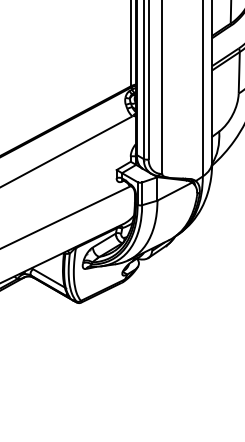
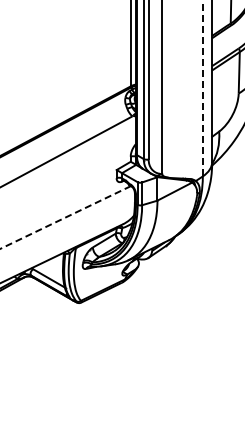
line: solid -> dashed (202, 87)
line: solid -> dashed (65, 217)
